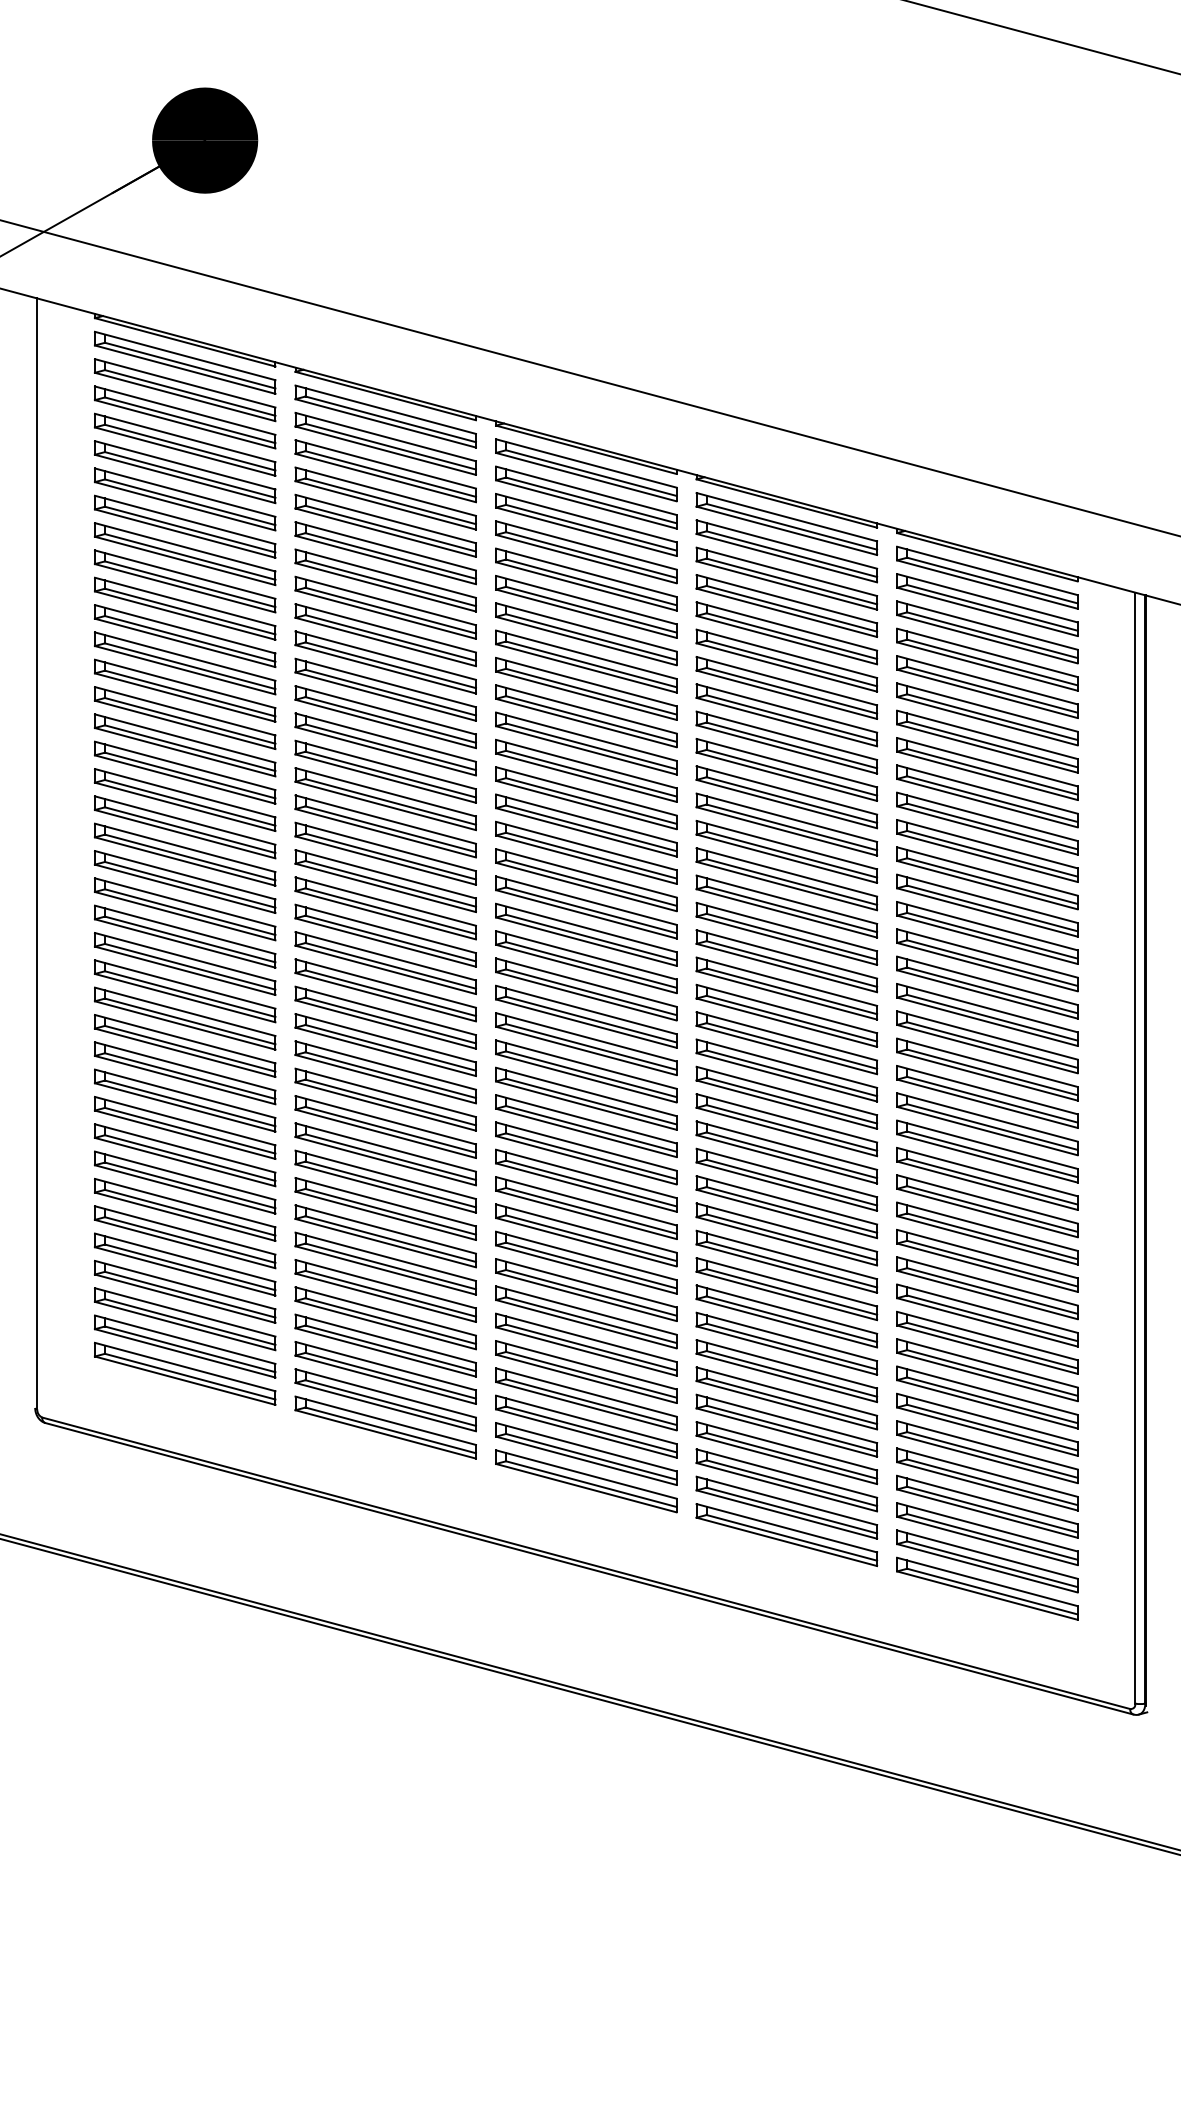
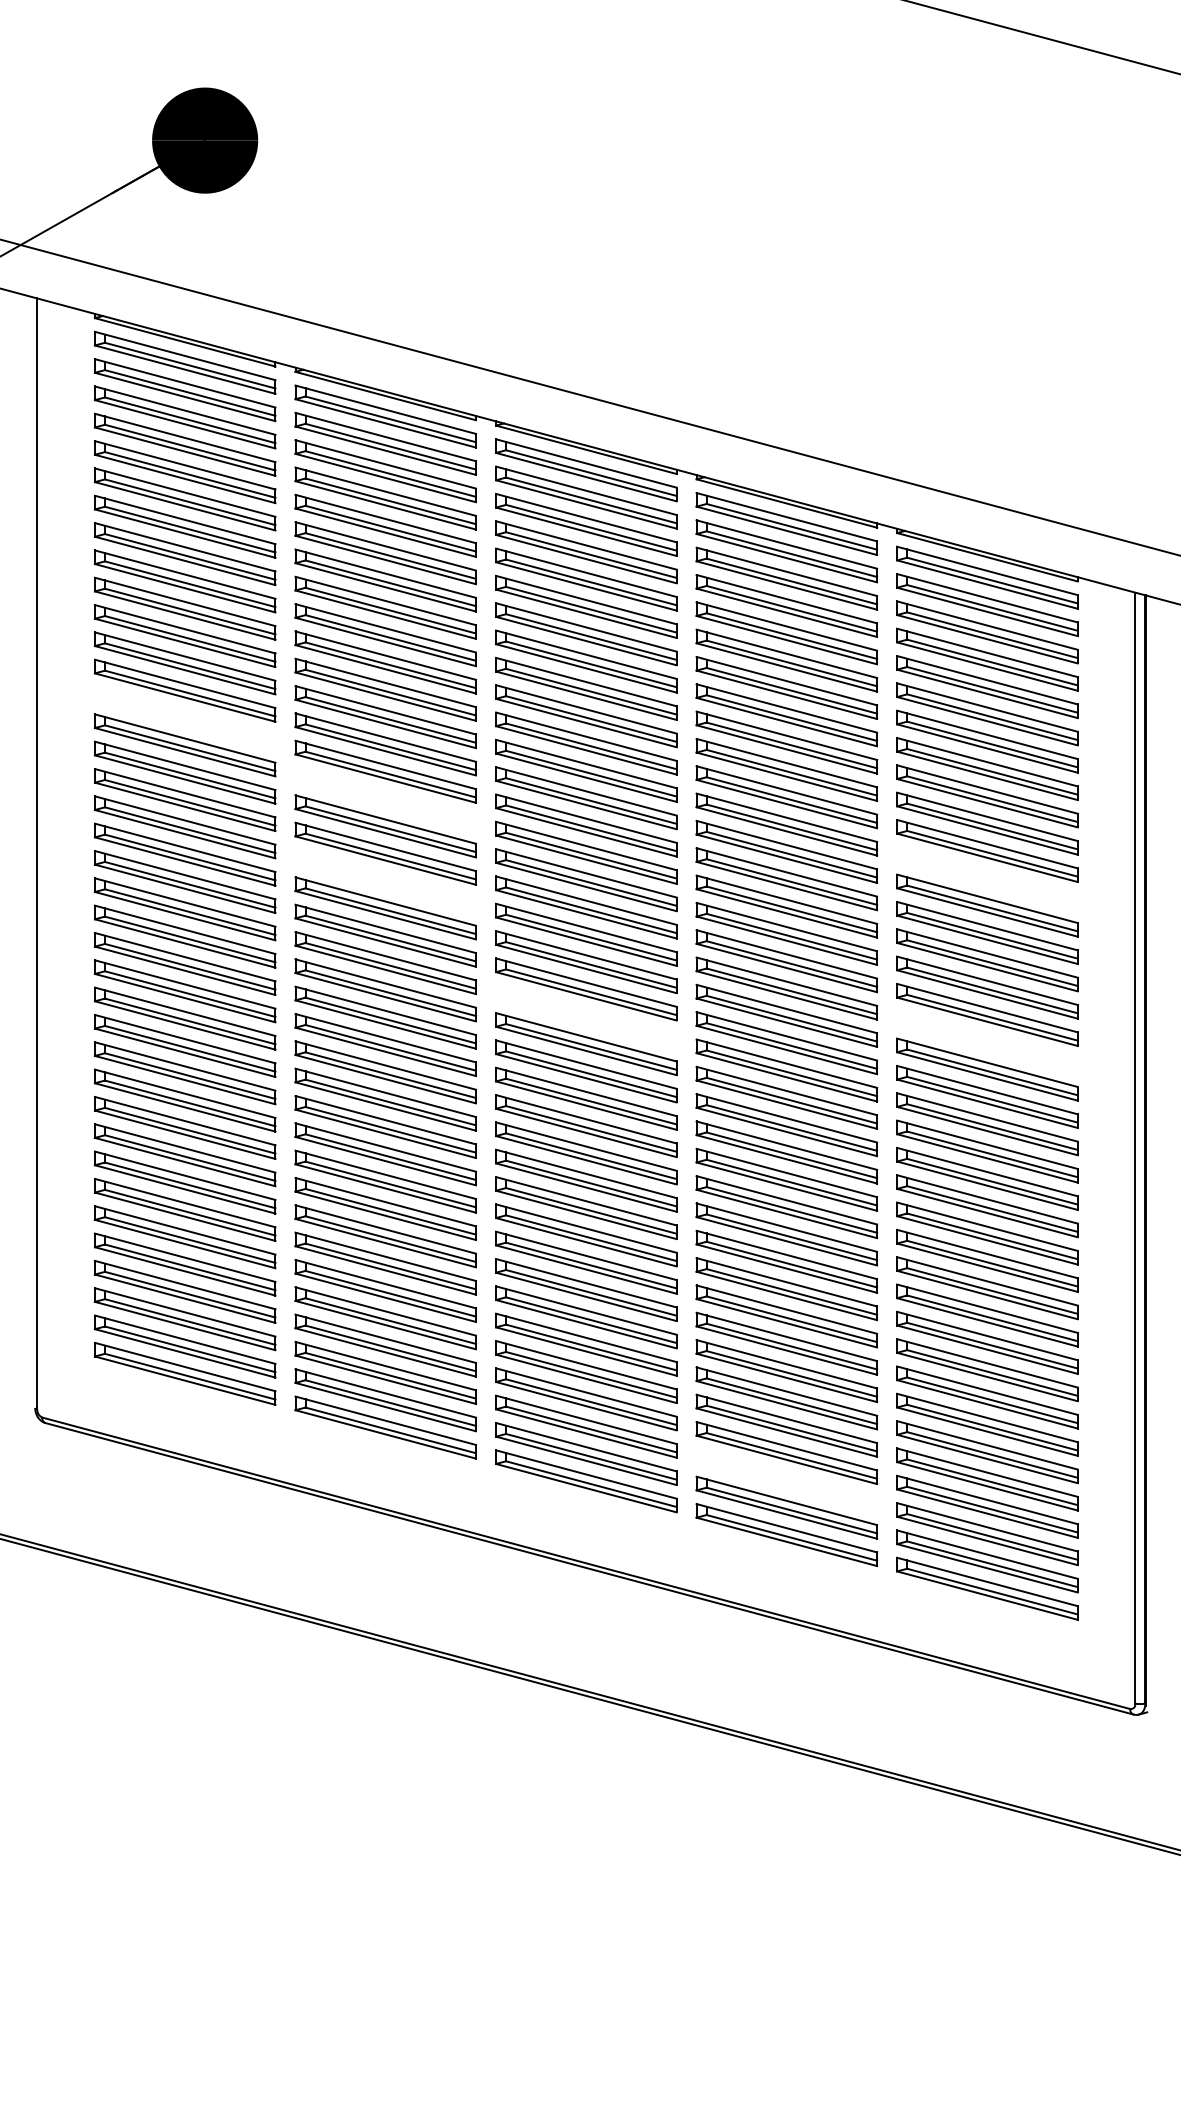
line position: (589, 377) -> (589, 397) (589, 397)
part: present -> none (185, 717)
part: present -> none (385, 799)
part: present -> none (987, 878)
part: present -> none (385, 881)
part: present -> none (586, 1016)
part: present -> none (987, 1042)
part: present -> none (786, 1480)
